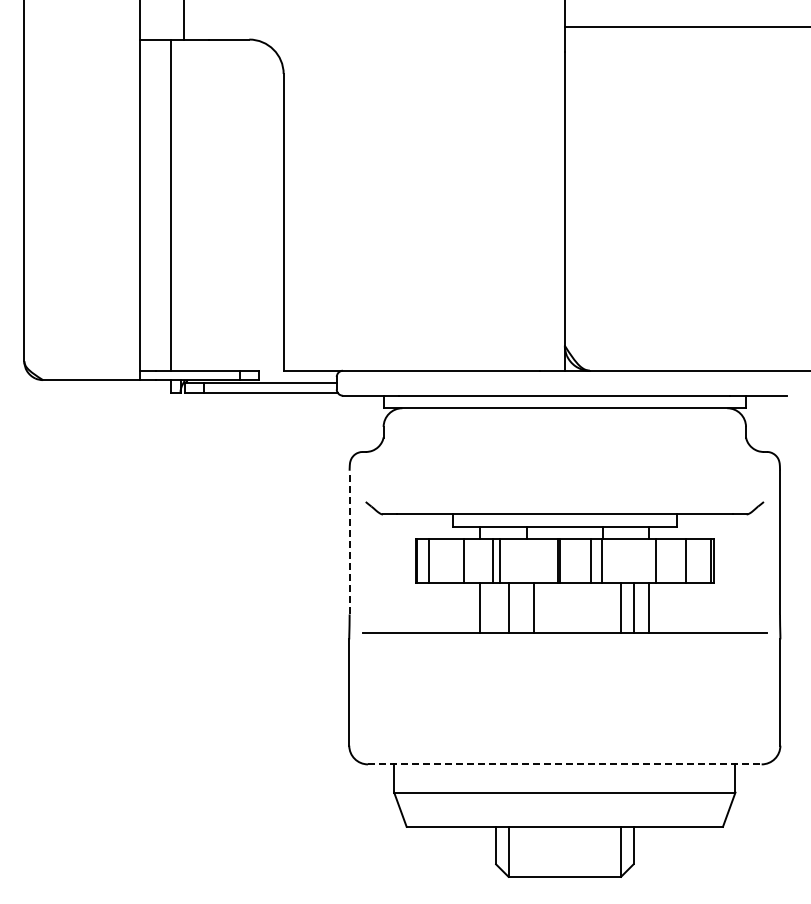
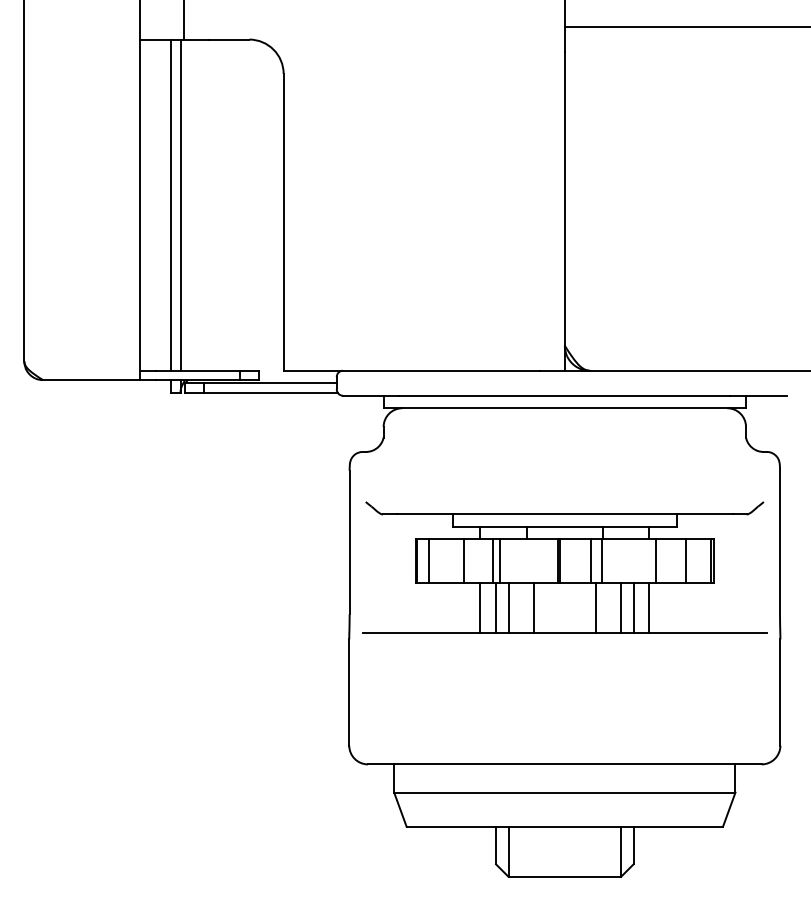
line: none -> present (180, 204)
line: dashed -> solid (349, 542)
line: none -> present (496, 608)
line: none -> present (596, 608)
line: dashed -> solid (564, 764)
